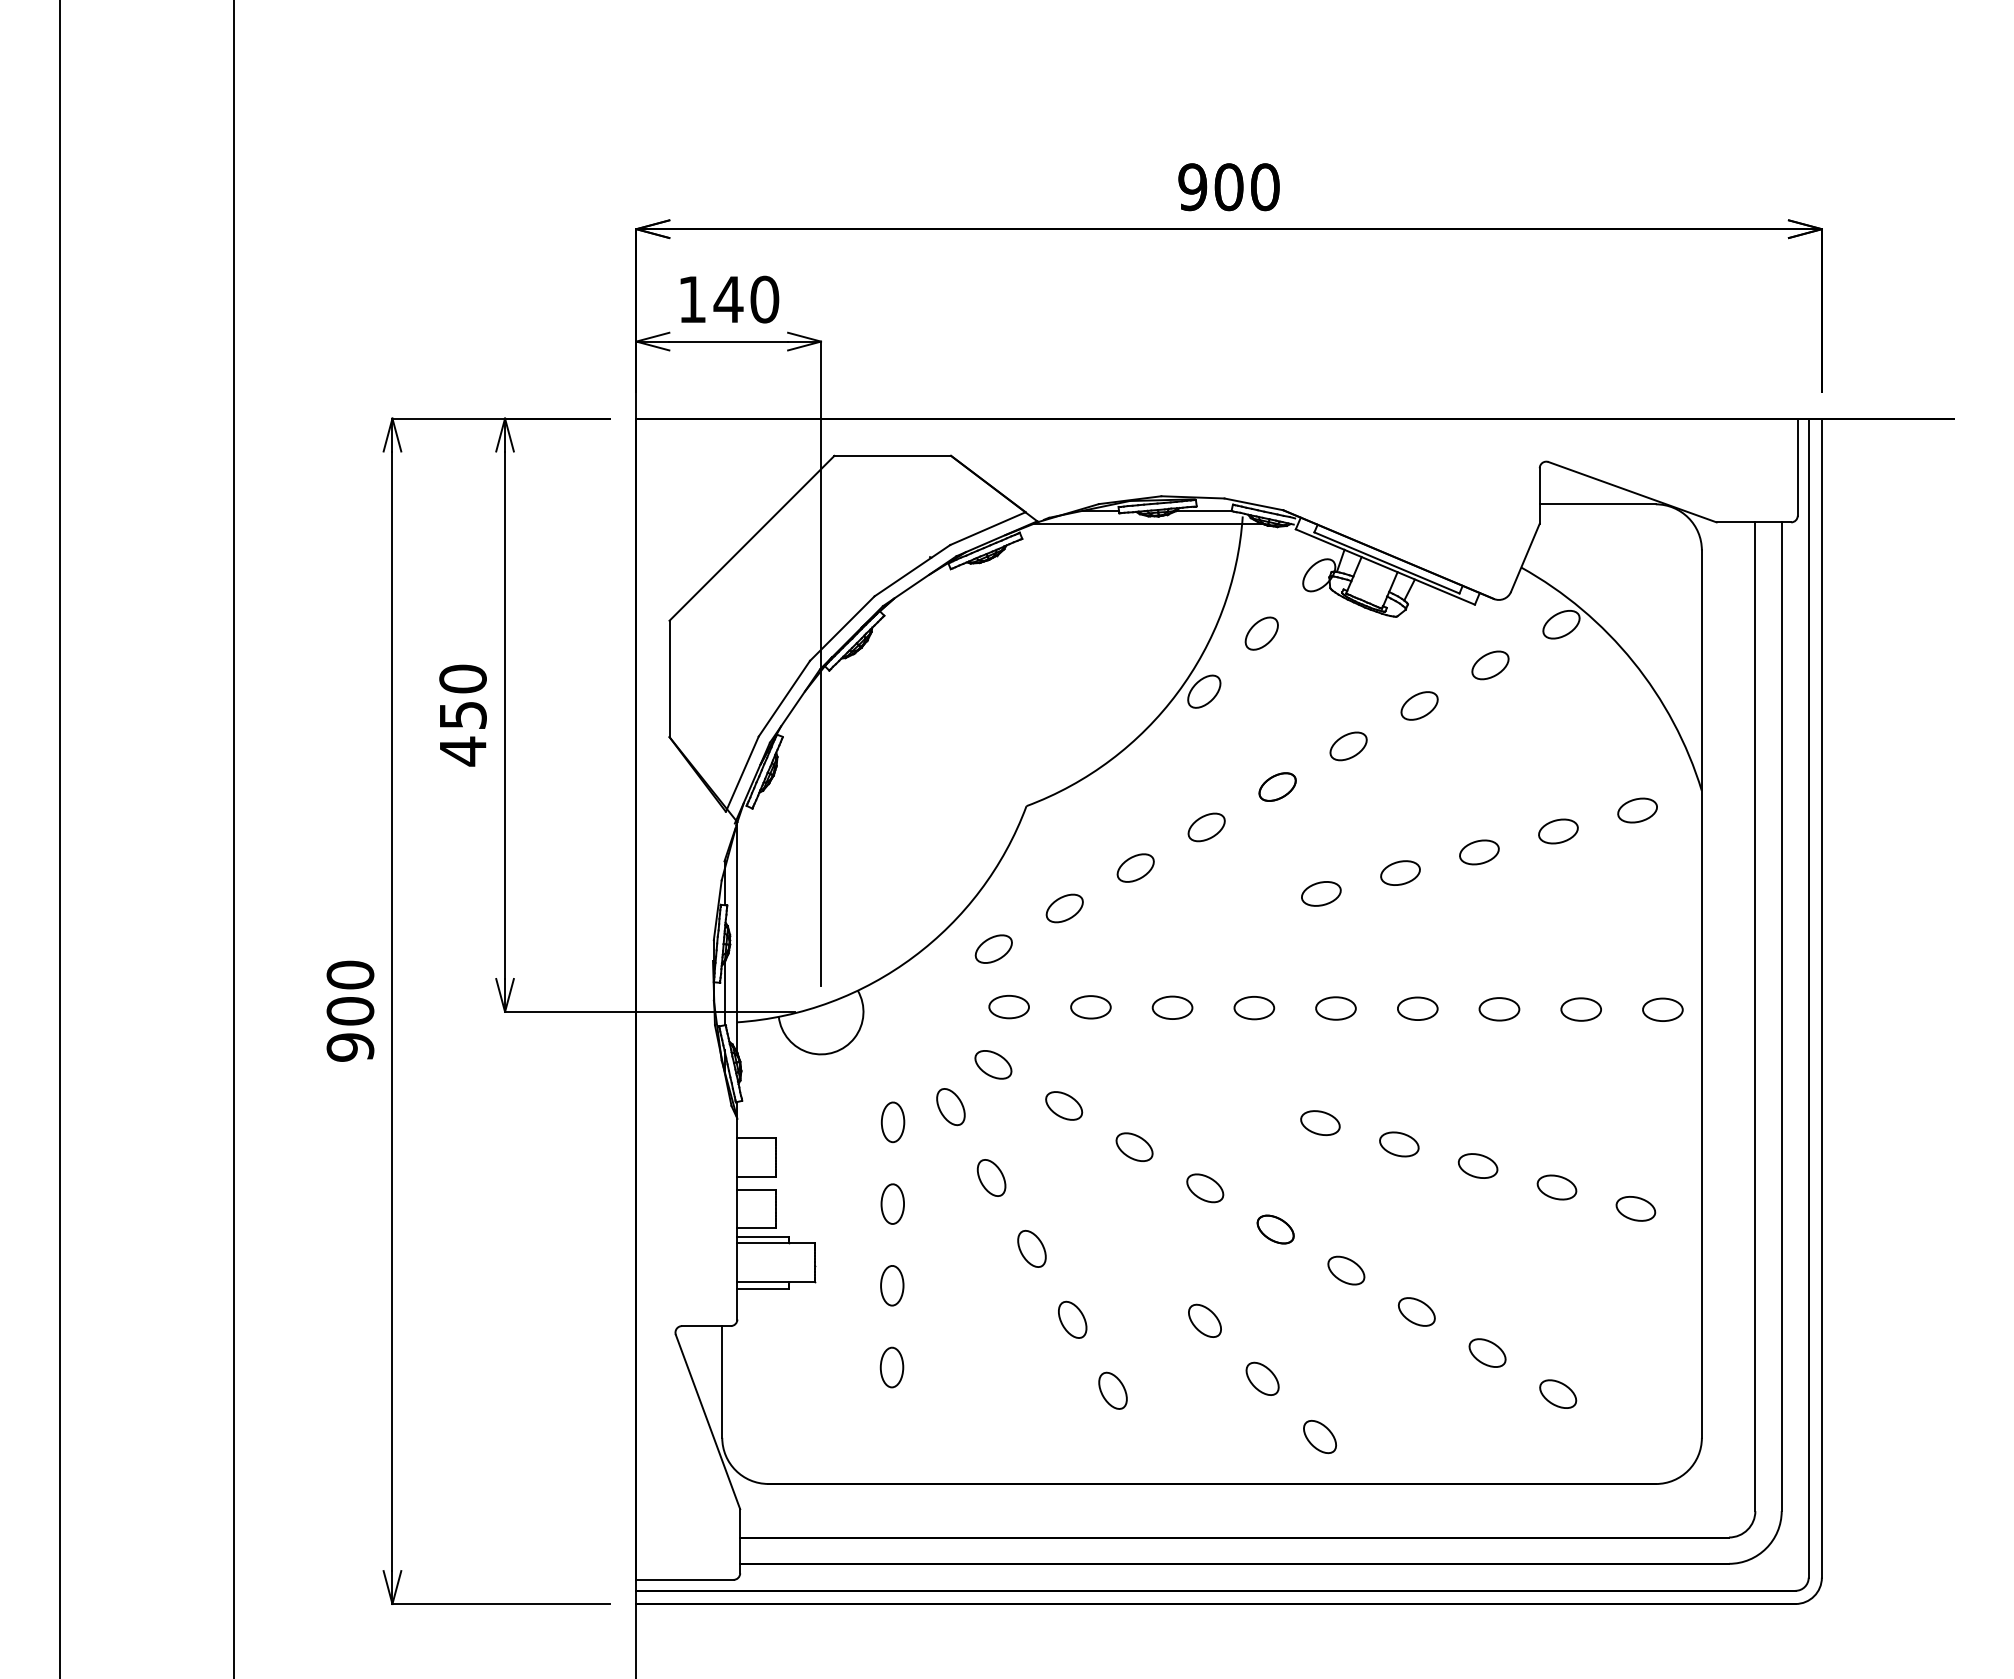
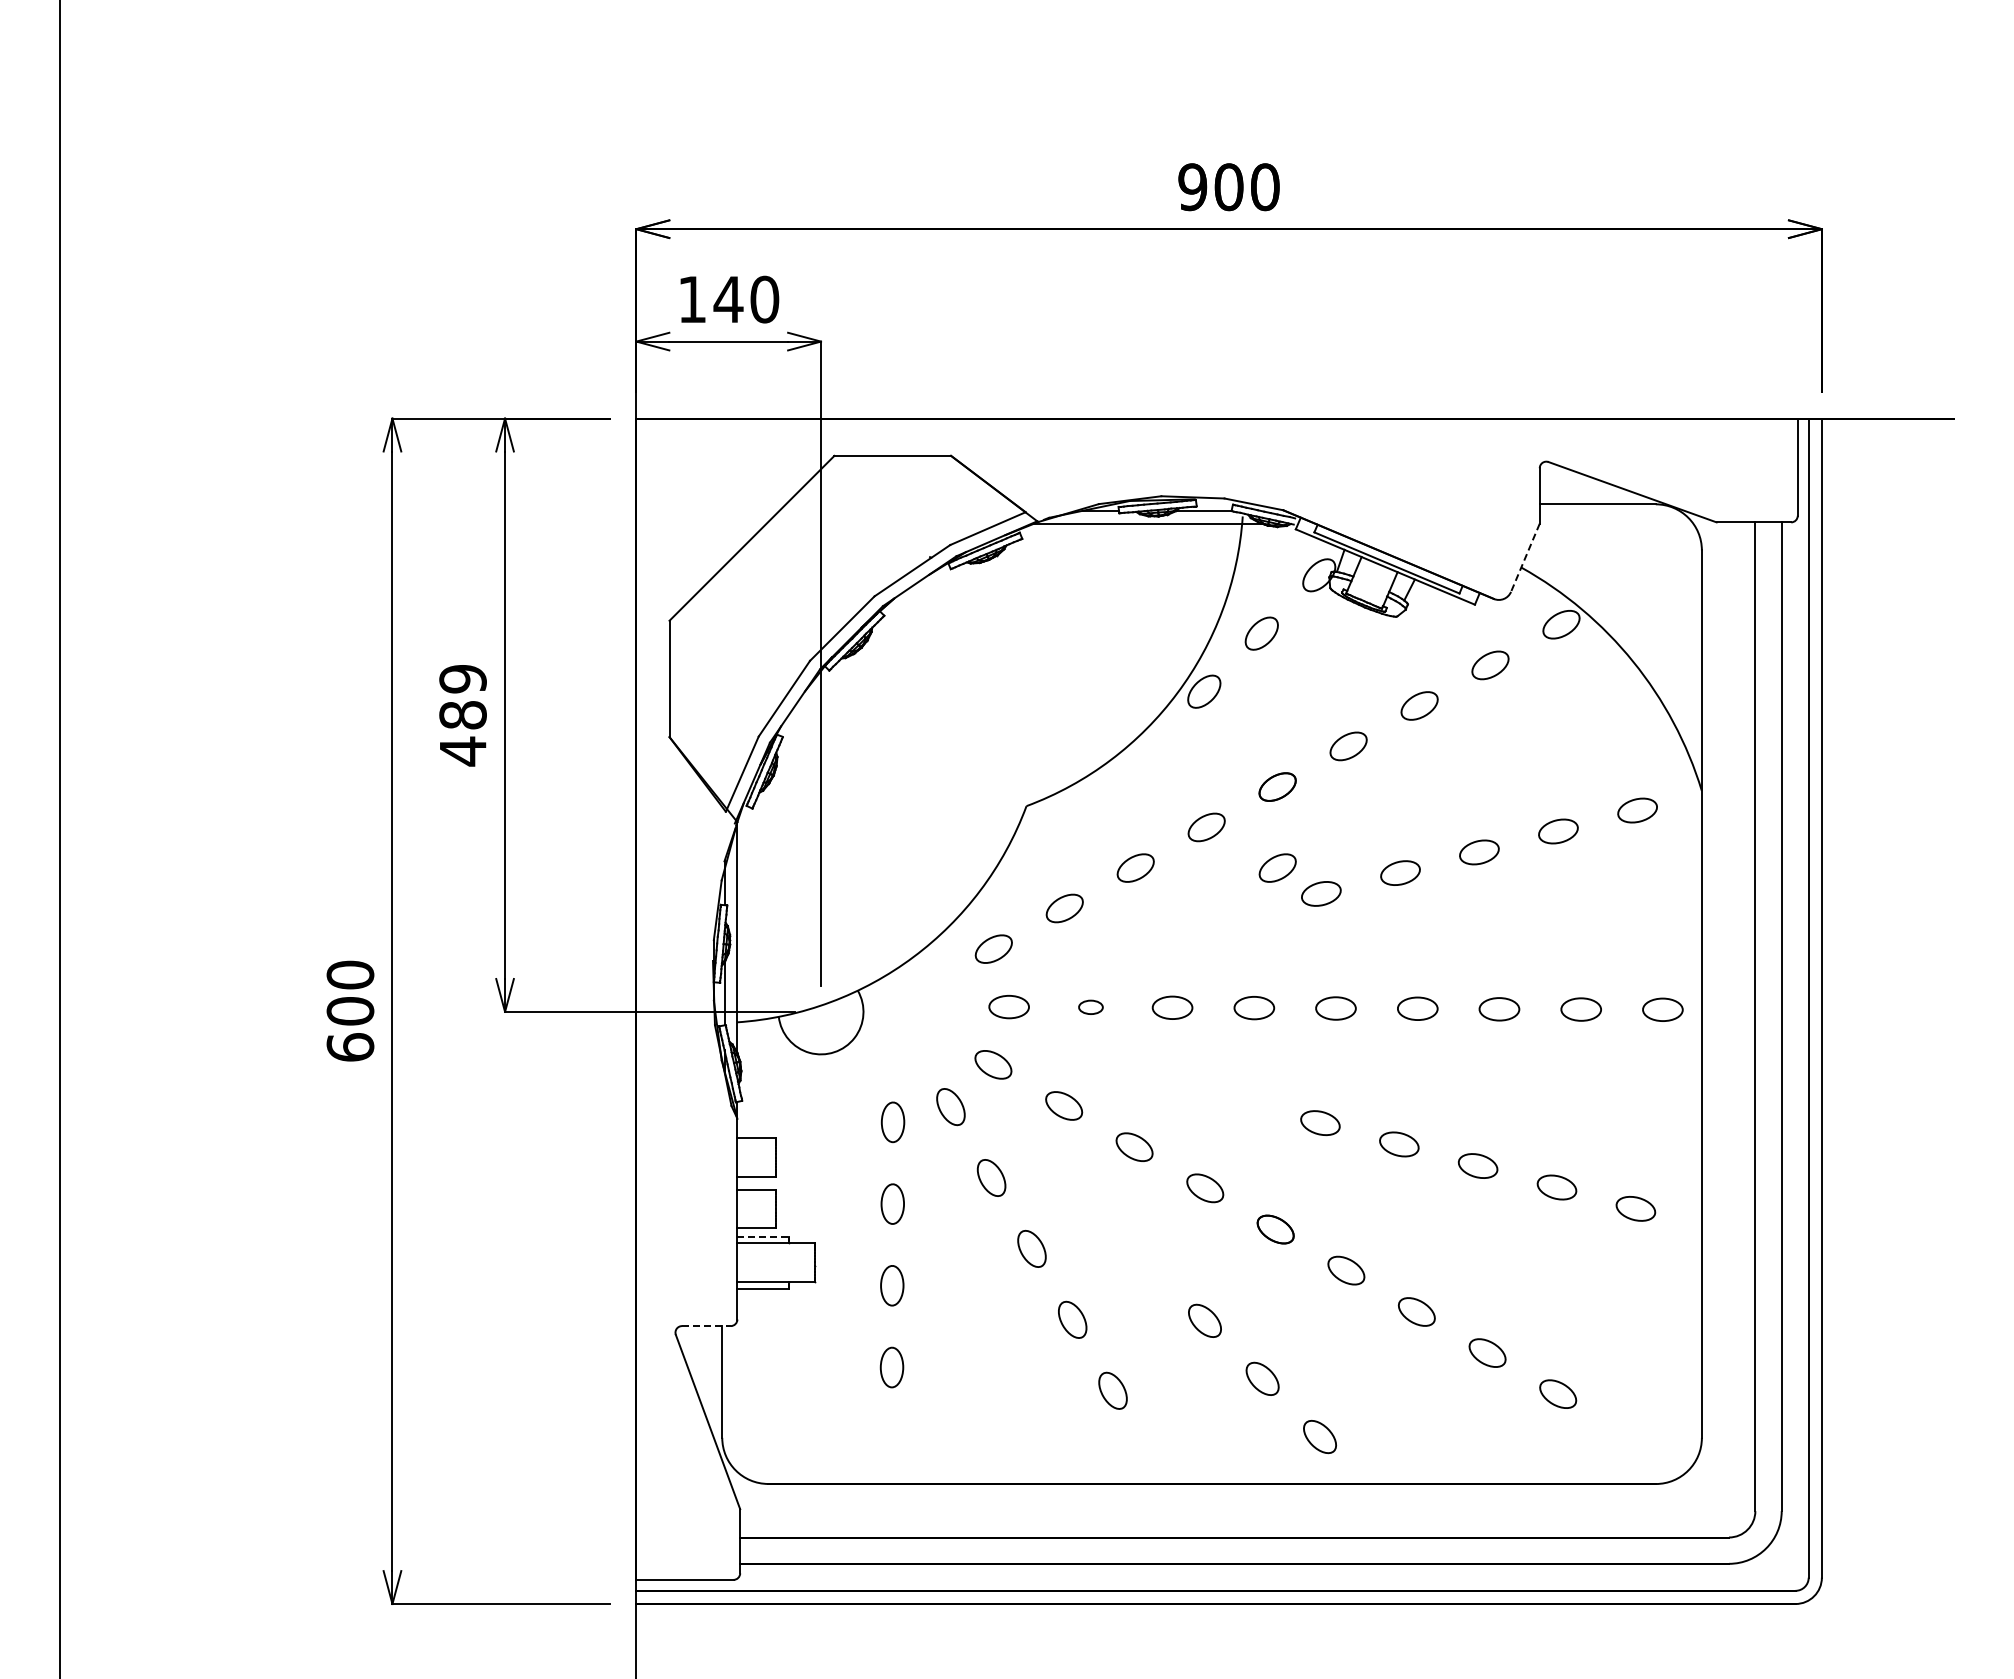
line: solid -> dashed (1525, 558)
text: 450 -> 489 (462, 696)
line: present -> none (233, 838)
part: none -> present (1277, 867)
part size: 42x25 px -> 26x16 px (1090, 1006)
text: 900 -> 600 (350, 1047)
line: solid -> dashed (763, 1236)
line: solid -> dashed (706, 1326)
